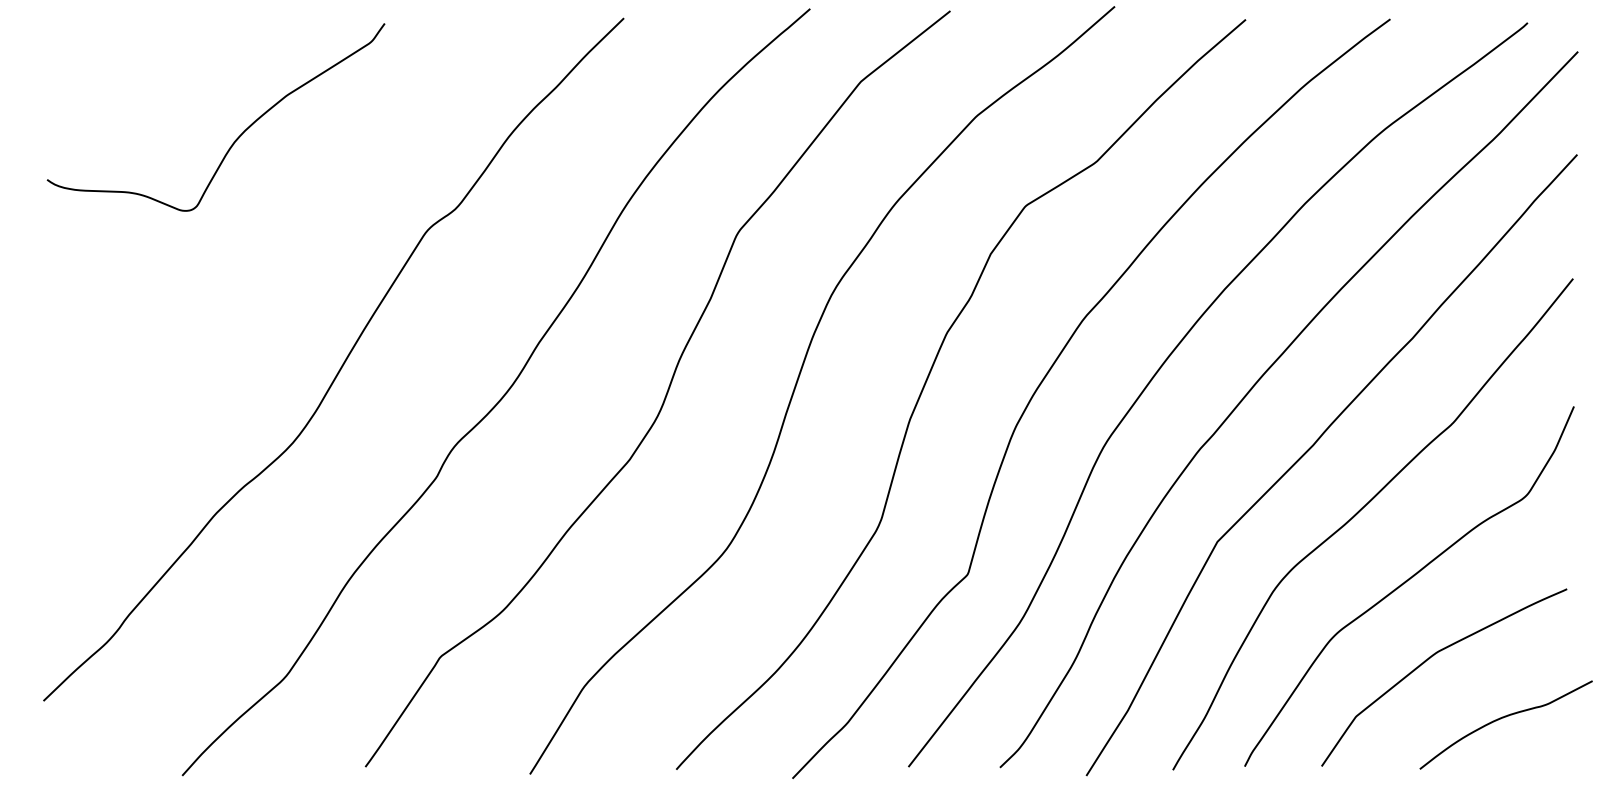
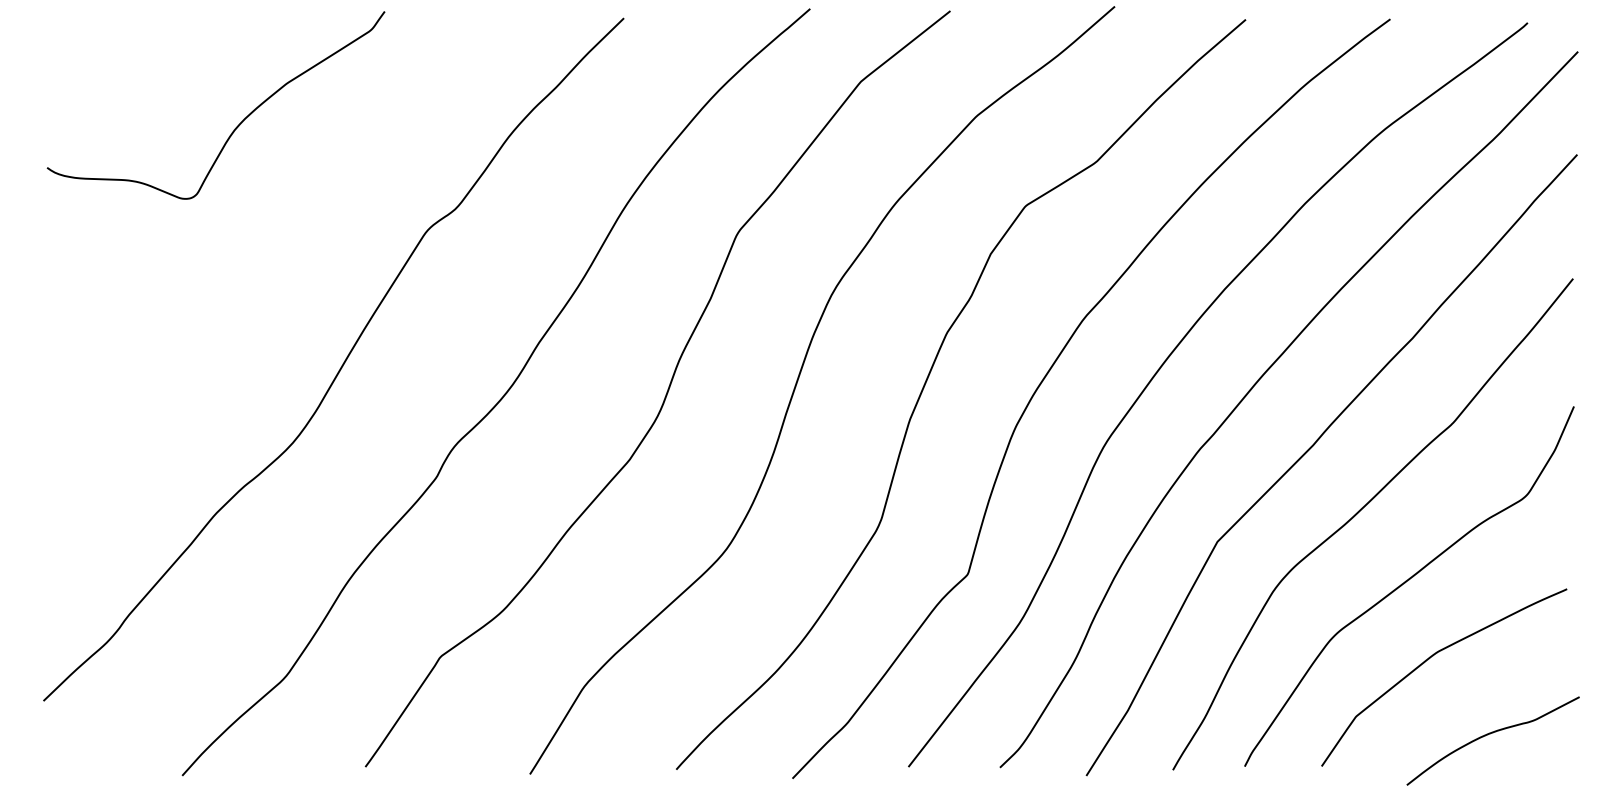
curve position: (236, 138) -> (236, 126) (236, 126)
curve position: (1503, 718) -> (1490, 734) (1490, 734)
